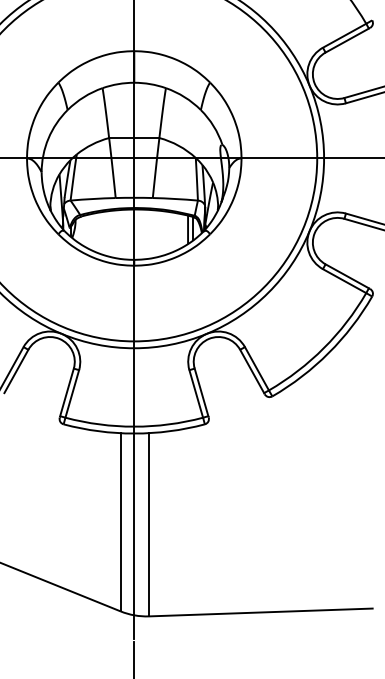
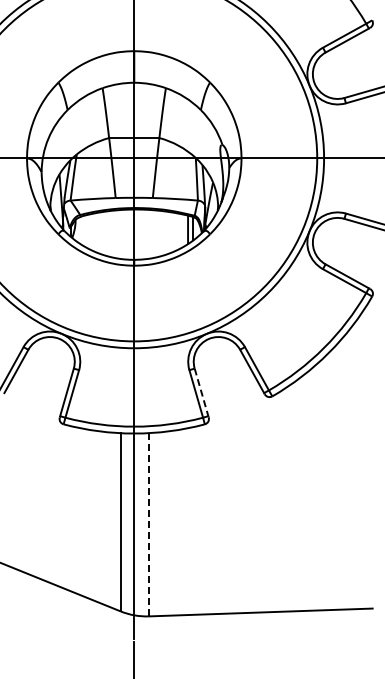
line: solid -> dashed (201, 392)
line: solid -> dashed (148, 524)
